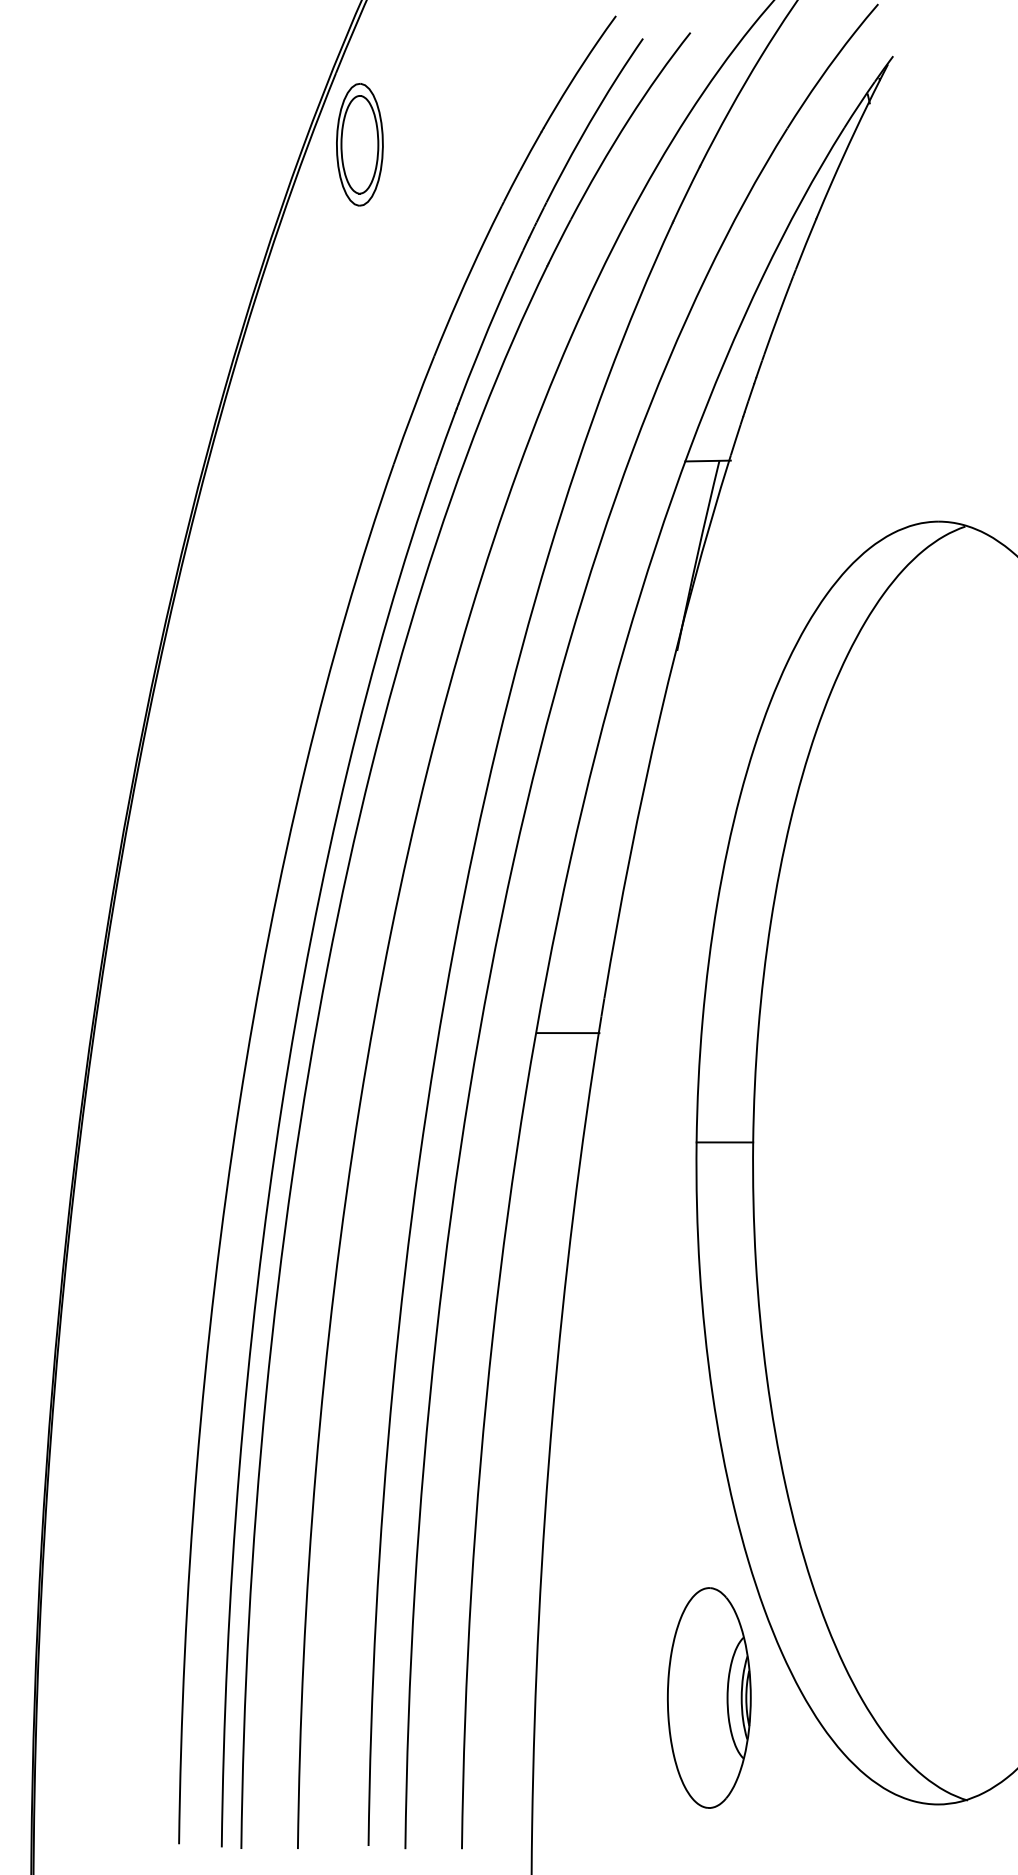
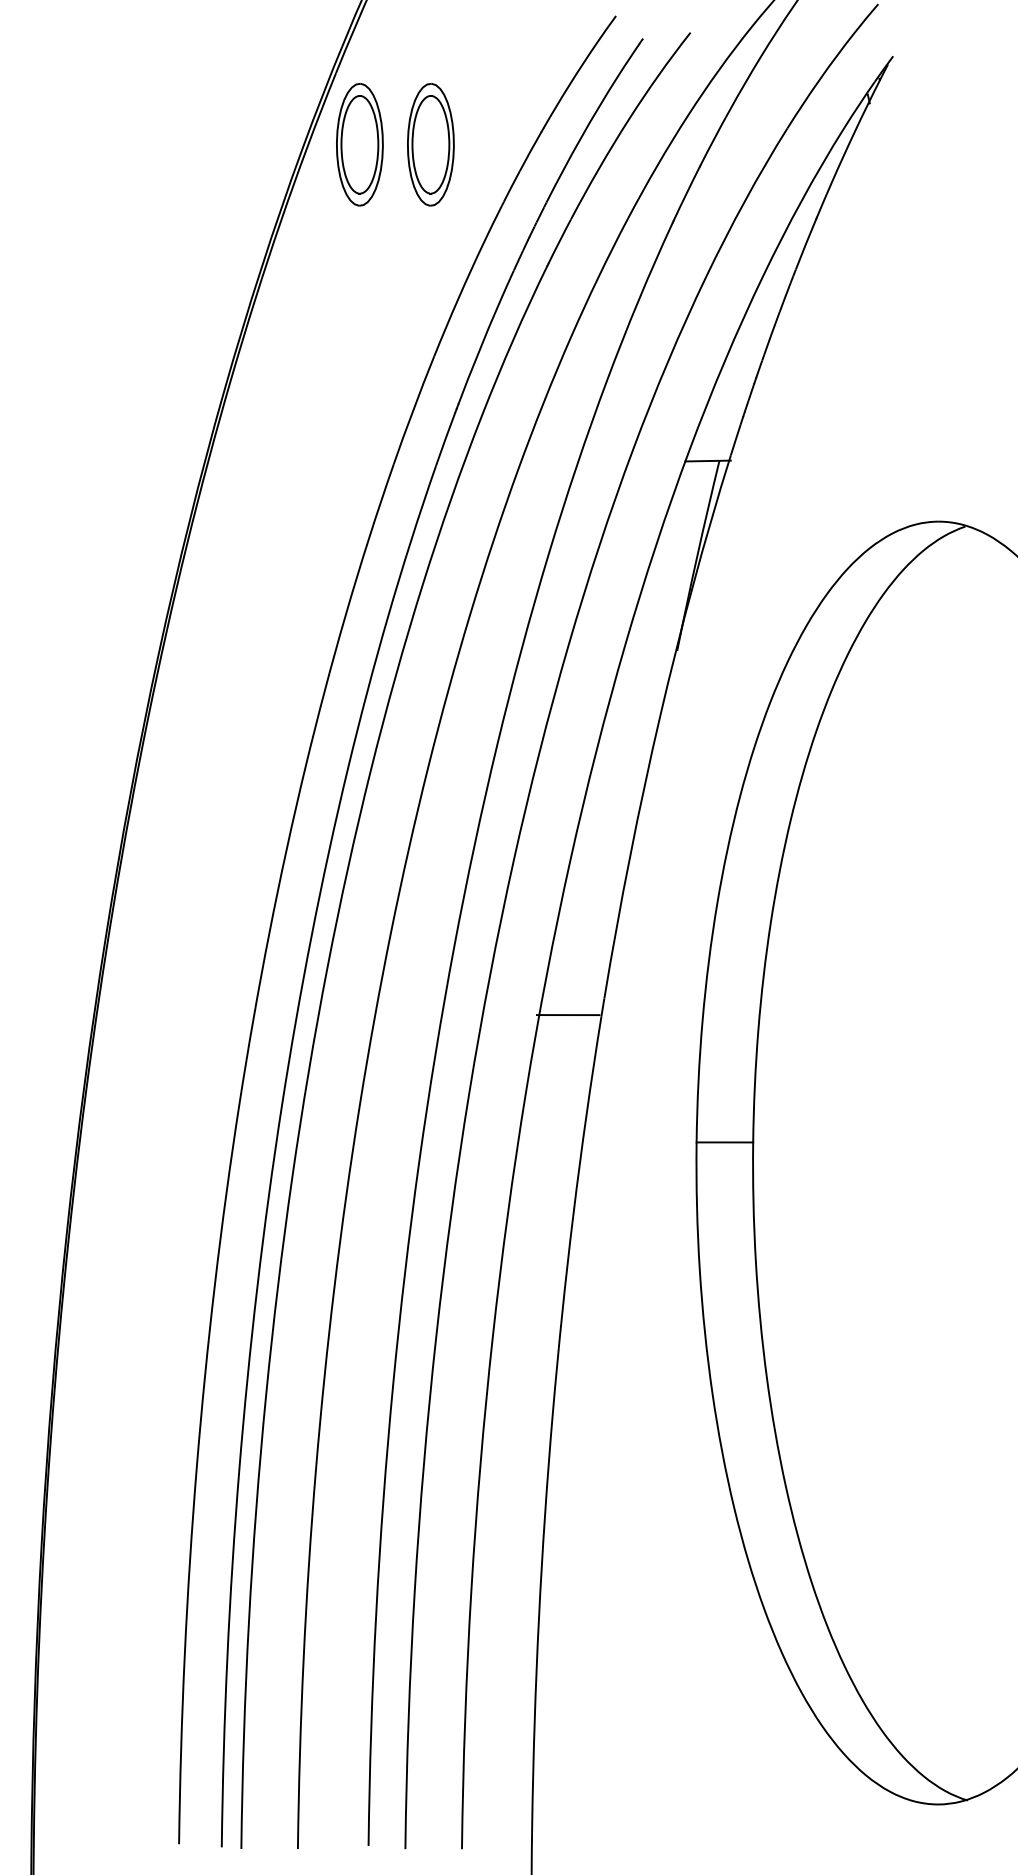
part: none -> present (430, 144)
line position: (567, 1033) -> (567, 1015) (567, 1015)
part: present -> none (709, 1697)
